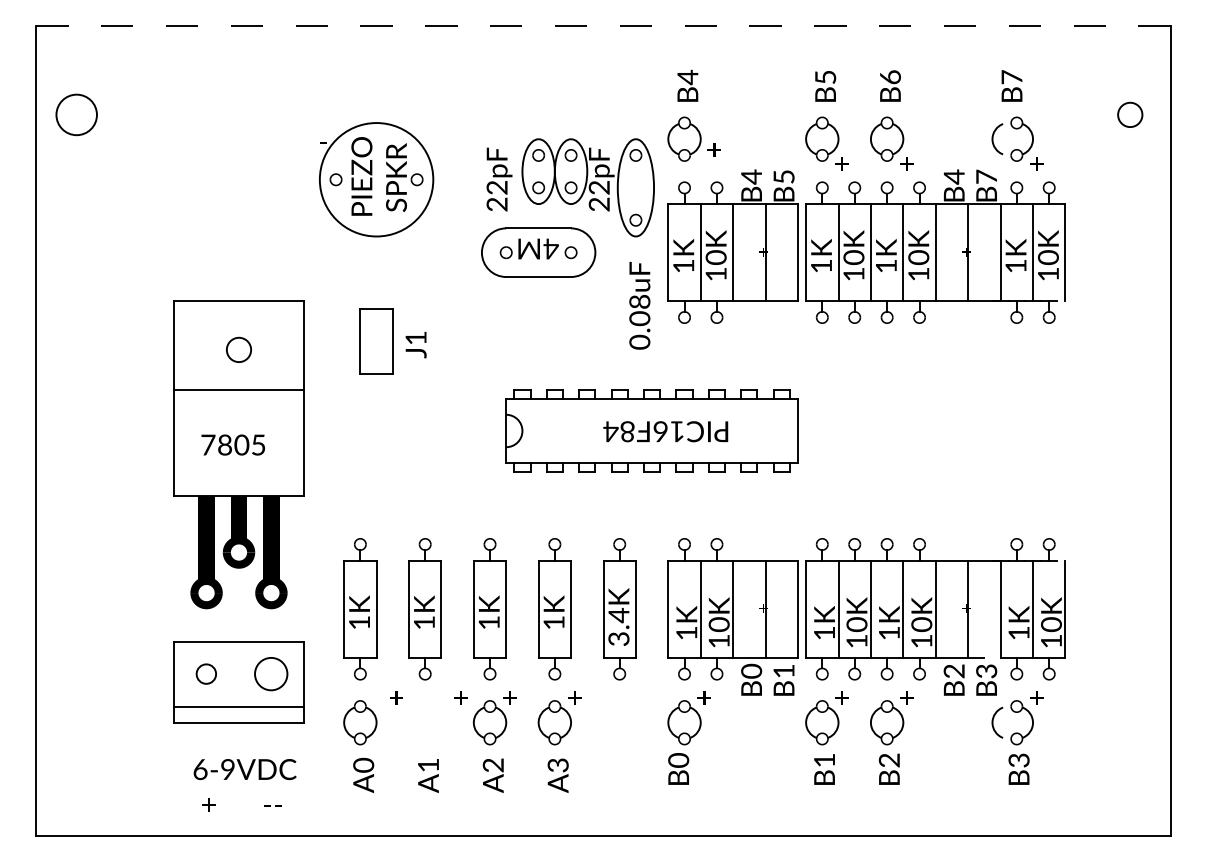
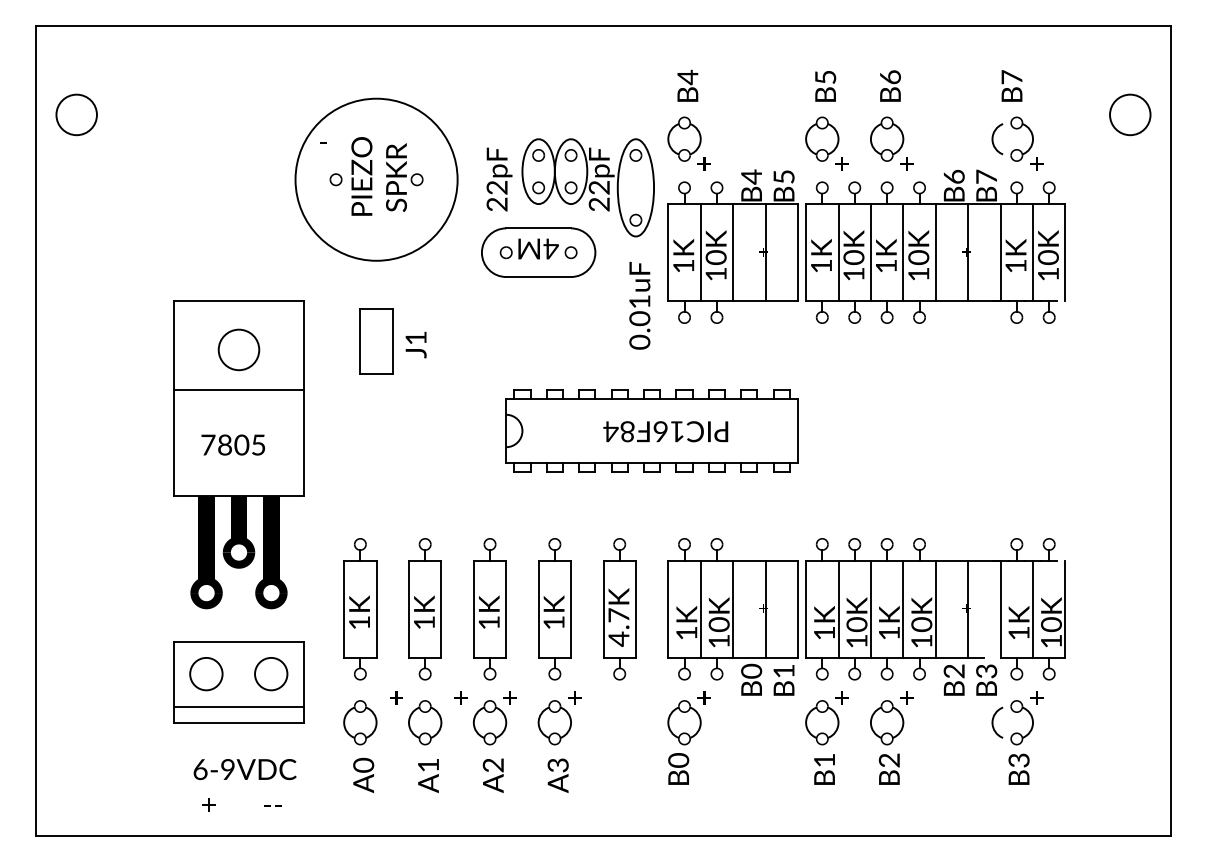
line: dashed -> solid (603, 25)
circle diameter: 24 px -> 41 px (1130, 114)
text position: (713, 149) -> (703, 163) (703, 163)
text: B4 -> B6 (954, 176)
circle diameter: 113 px -> 162 px (376, 179)
text: 0.08uF -> 0.01uF (639, 301)
circle diameter: 24 px -> 41 px (238, 349)
text: 3.4K -> 4.7K (618, 626)
circle diameter: 19 px -> 32 px (206, 673)
part: none -> present (425, 722)
